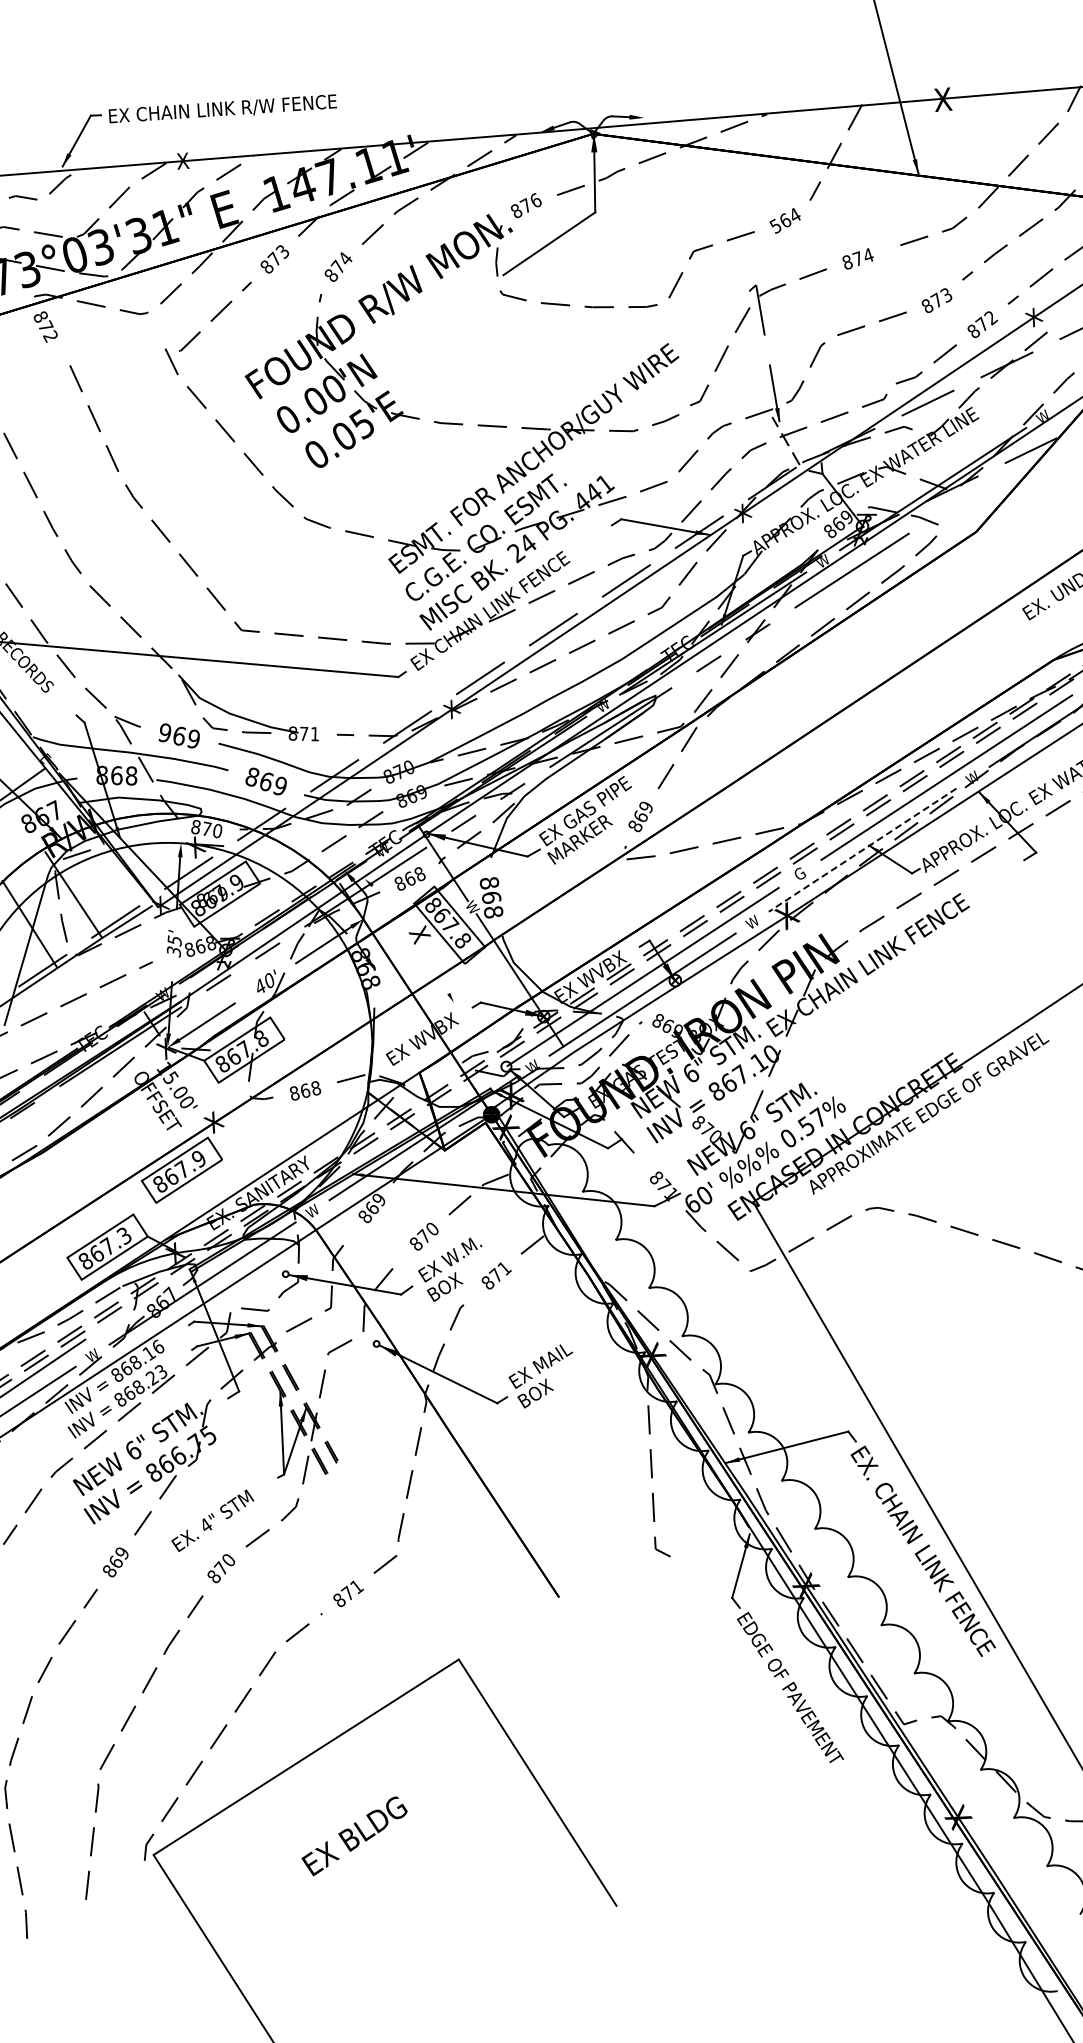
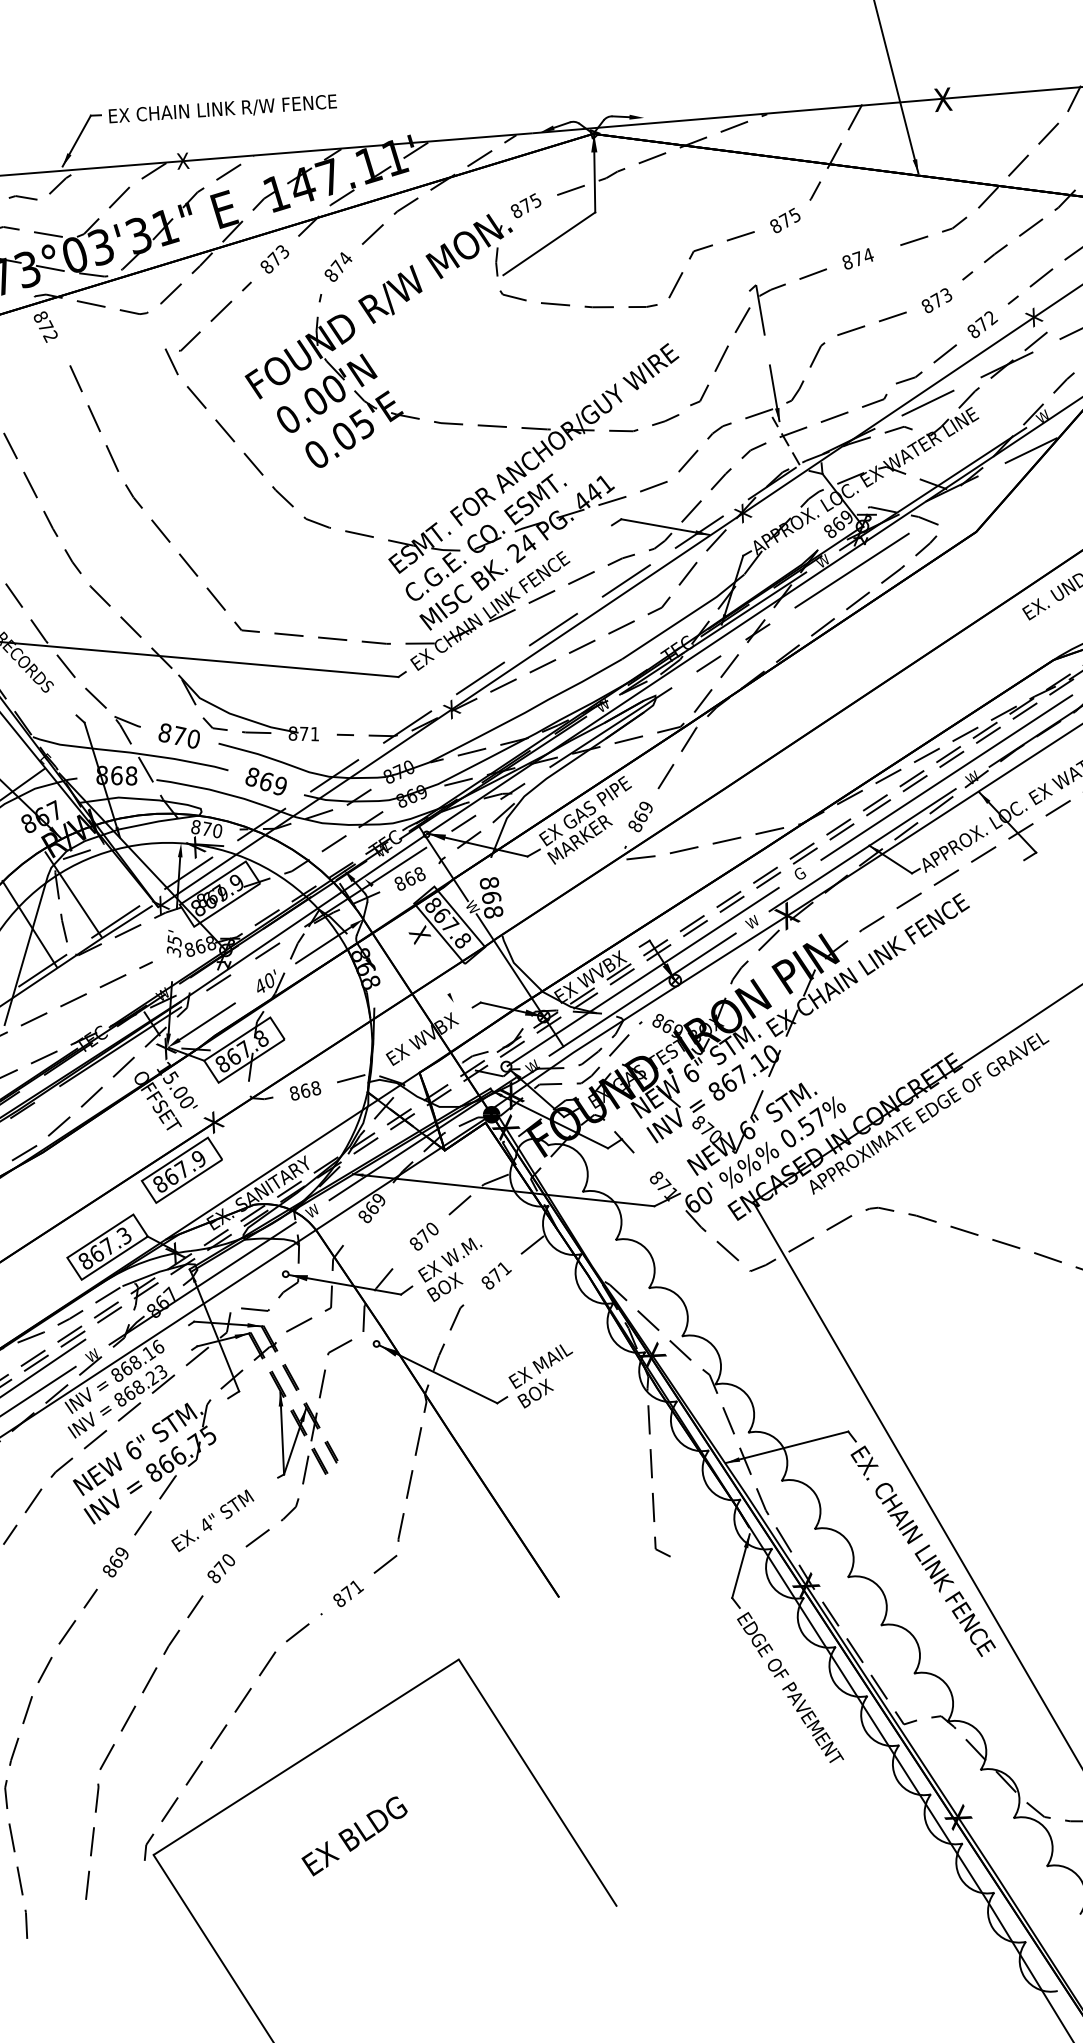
text: 876 -> 875 (535, 200)
text: 564 -> 875 (784, 220)
text: 969 -> 870 (178, 736)
line: dashed -> solid (862, 850)
